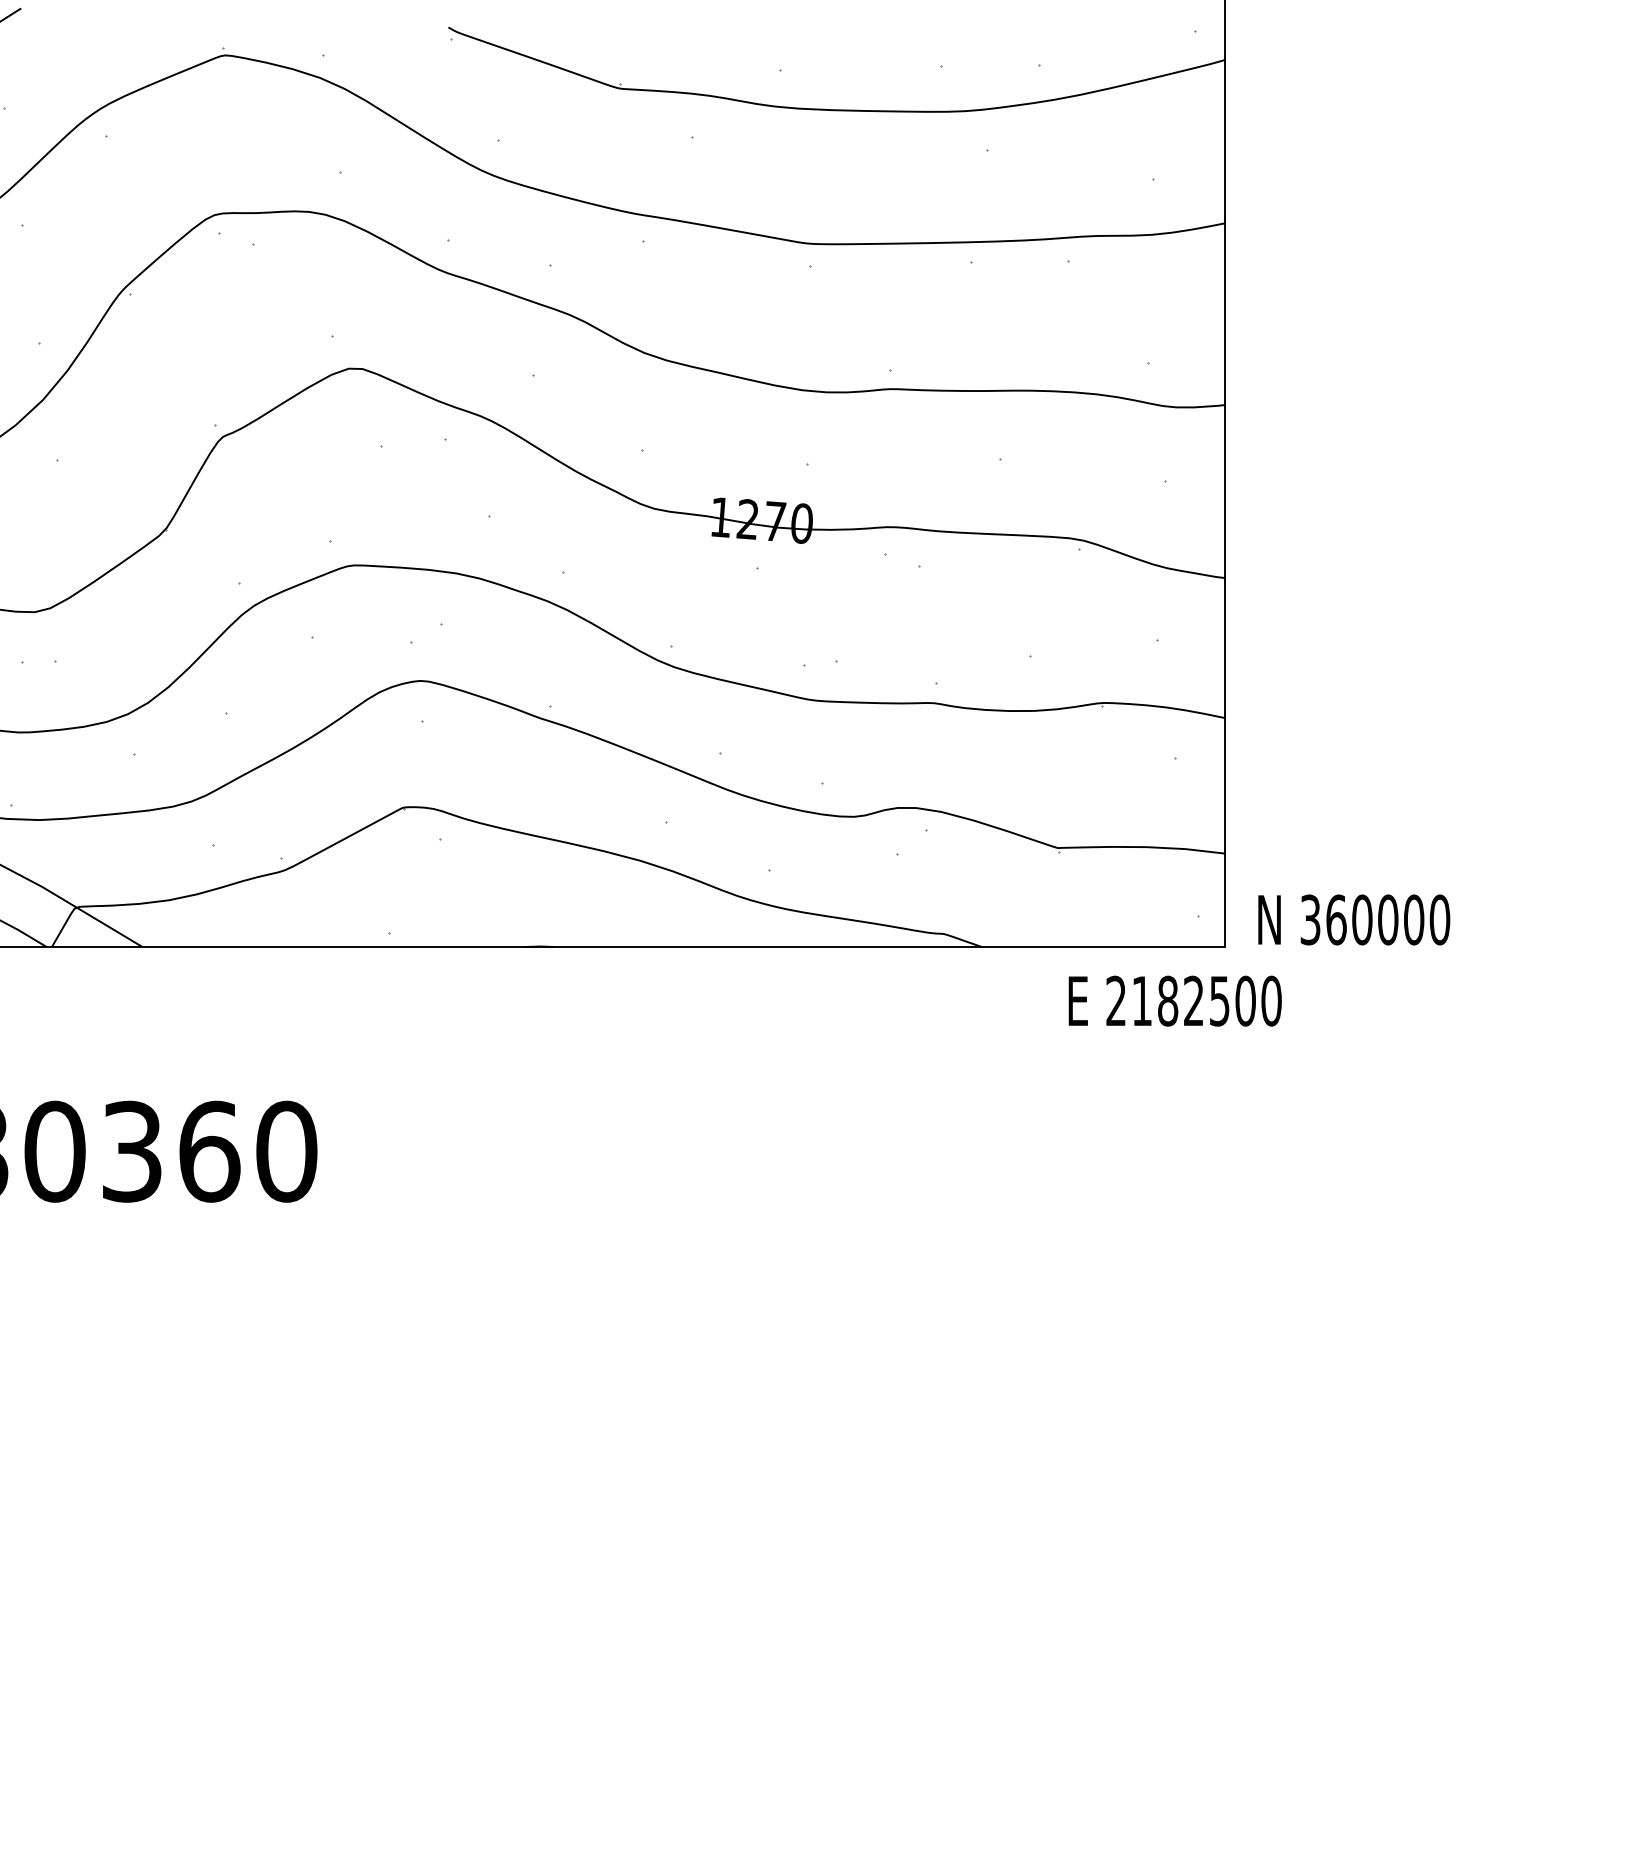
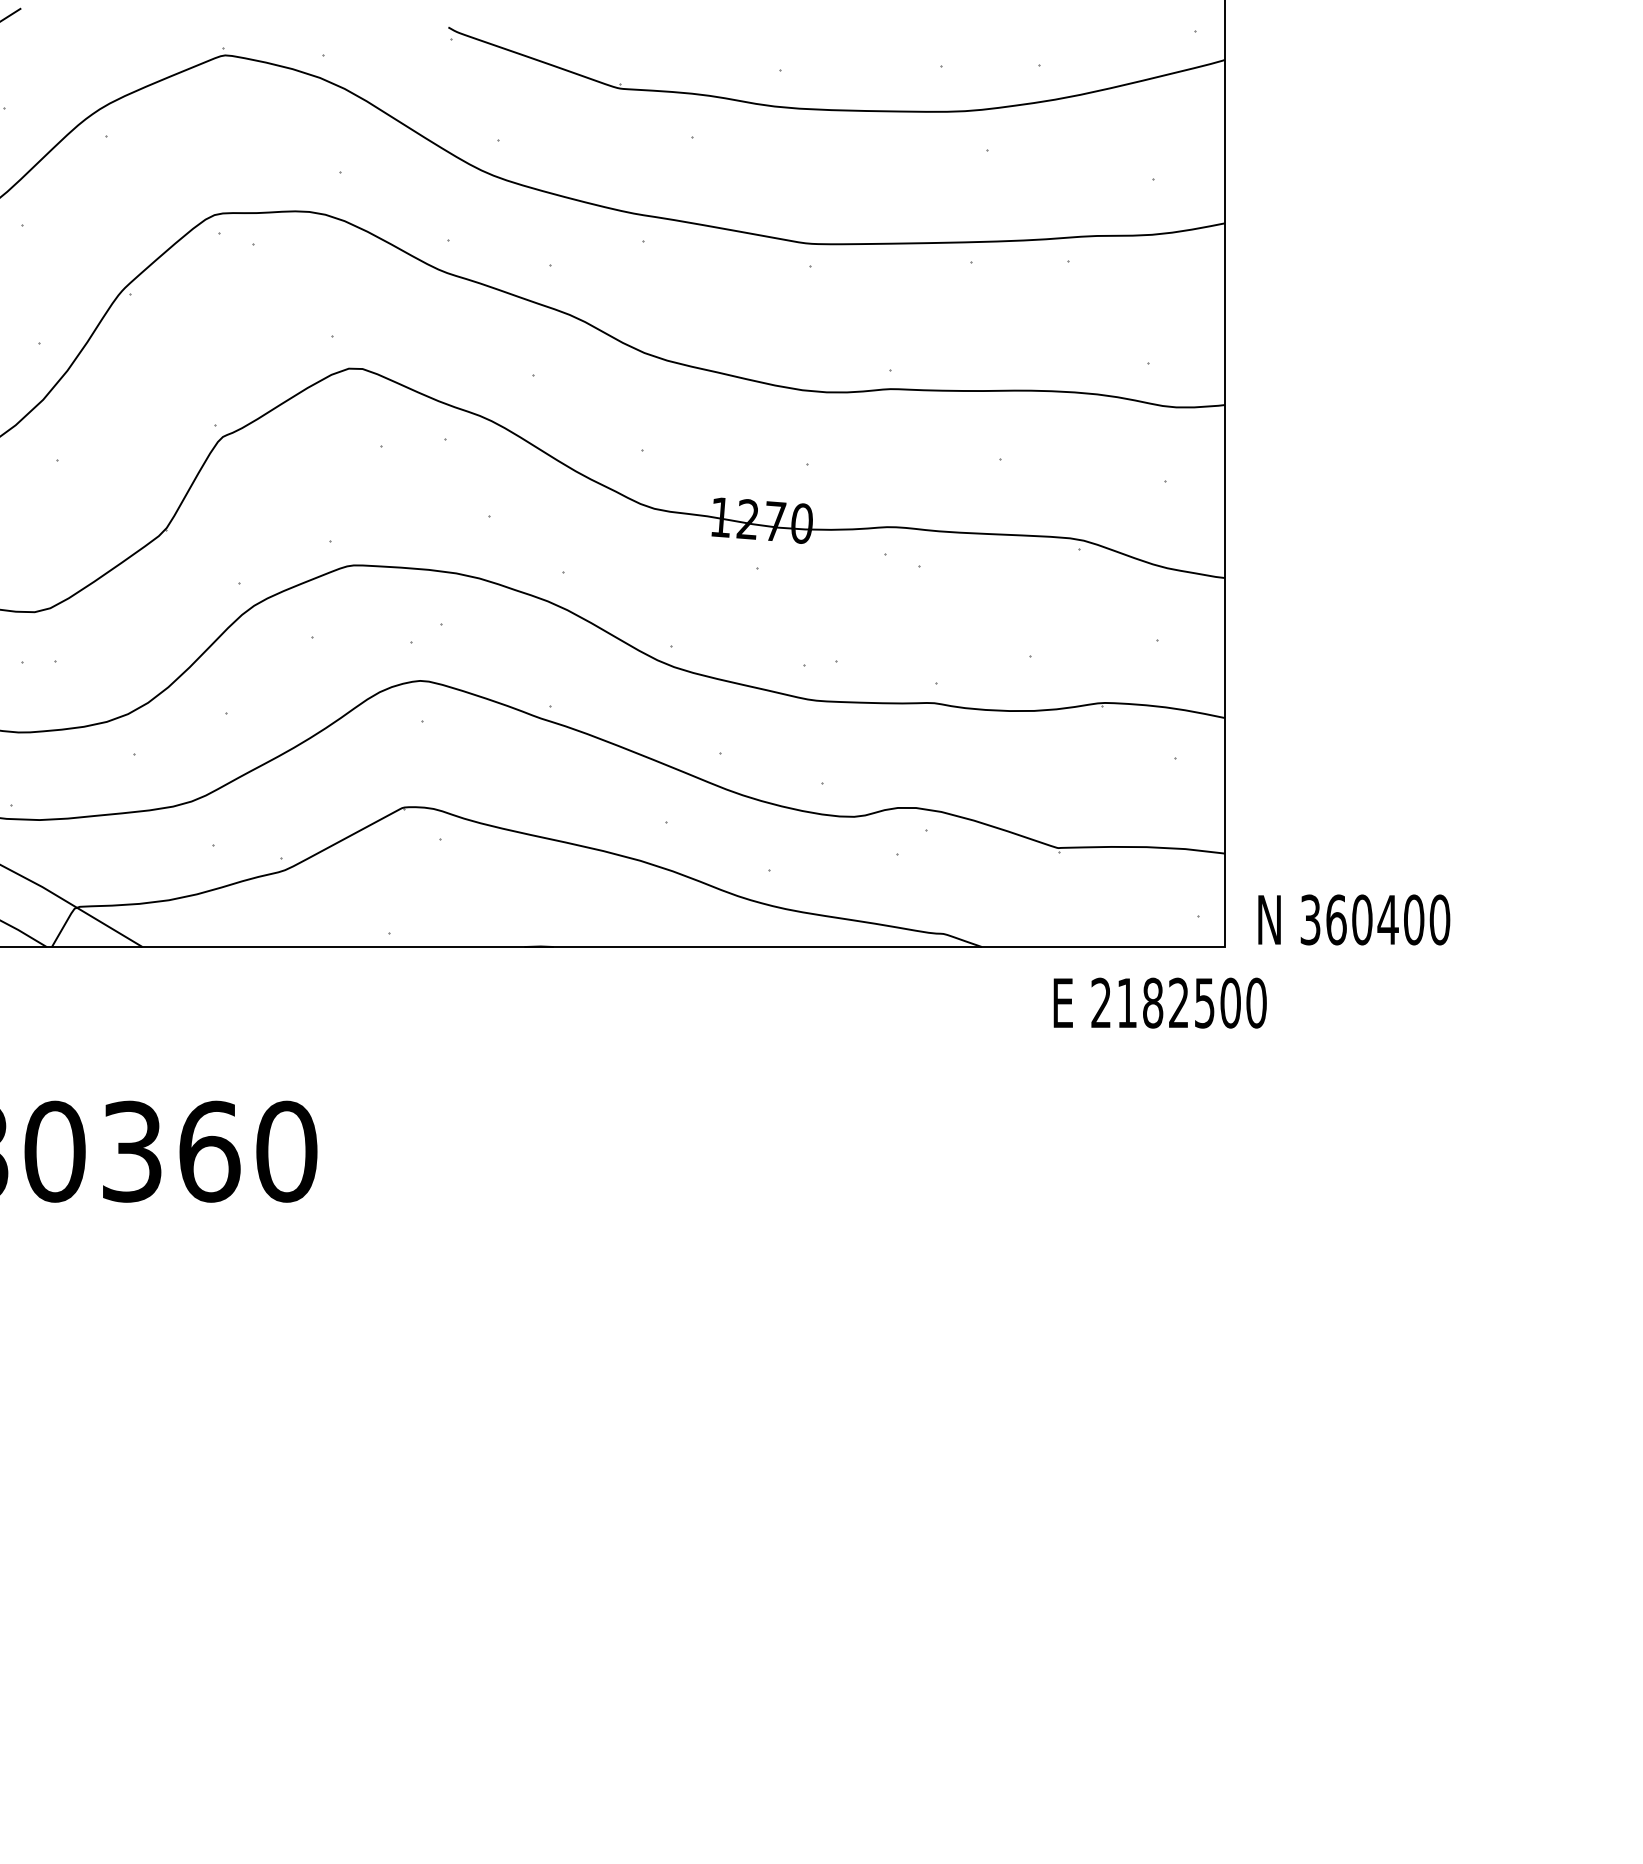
text: 360000 -> 360400 (1387, 919)
text position: (1174, 1000) -> (1159, 1002) (1159, 1002)
